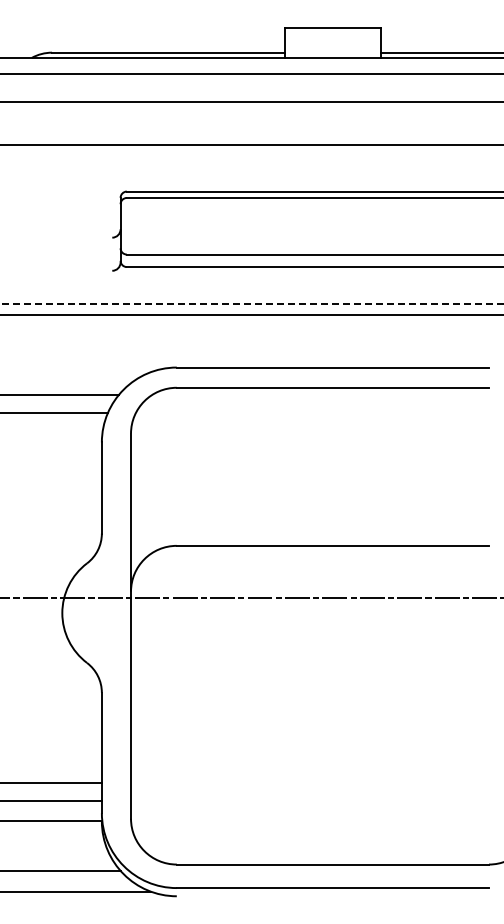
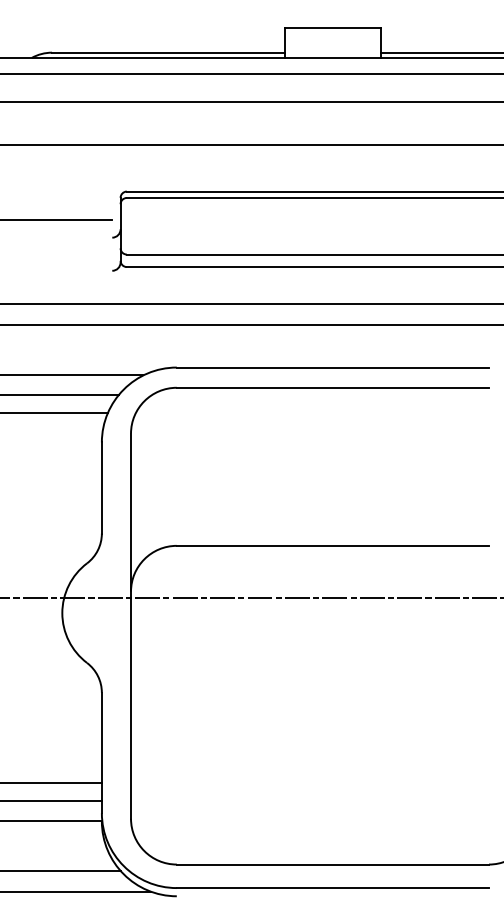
line: none -> present (57, 219)
line: dashed -> solid (252, 304)
line position: (251, 314) -> (251, 324) (251, 324)
line: none -> present (72, 375)
